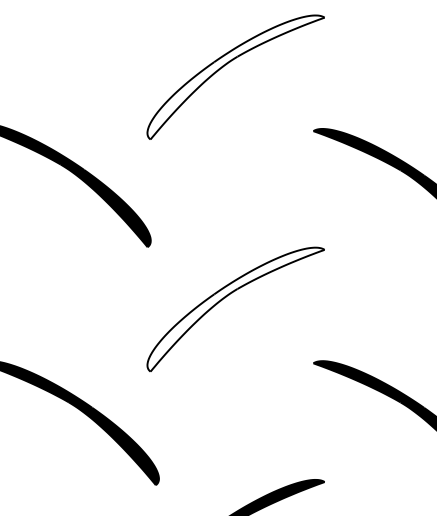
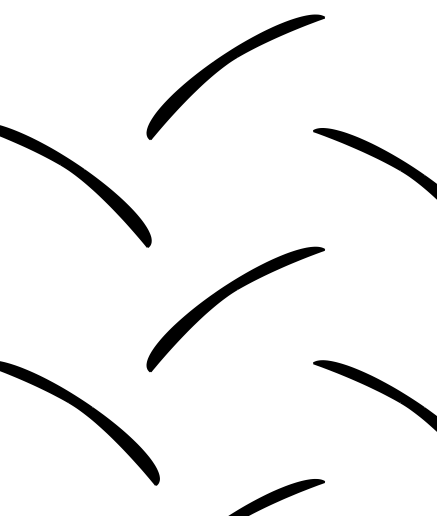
fill: none -> present (235, 77)
fill: none -> present (235, 309)
